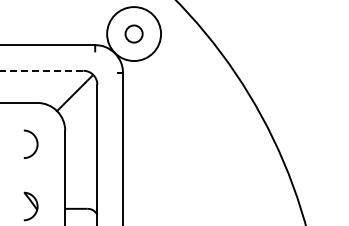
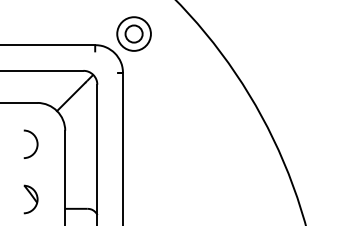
circle diameter: 54 px -> 34 px (133, 33)
line: dashed -> solid (41, 70)
part position: (30, 206) -> (30, 199) (30, 199)
